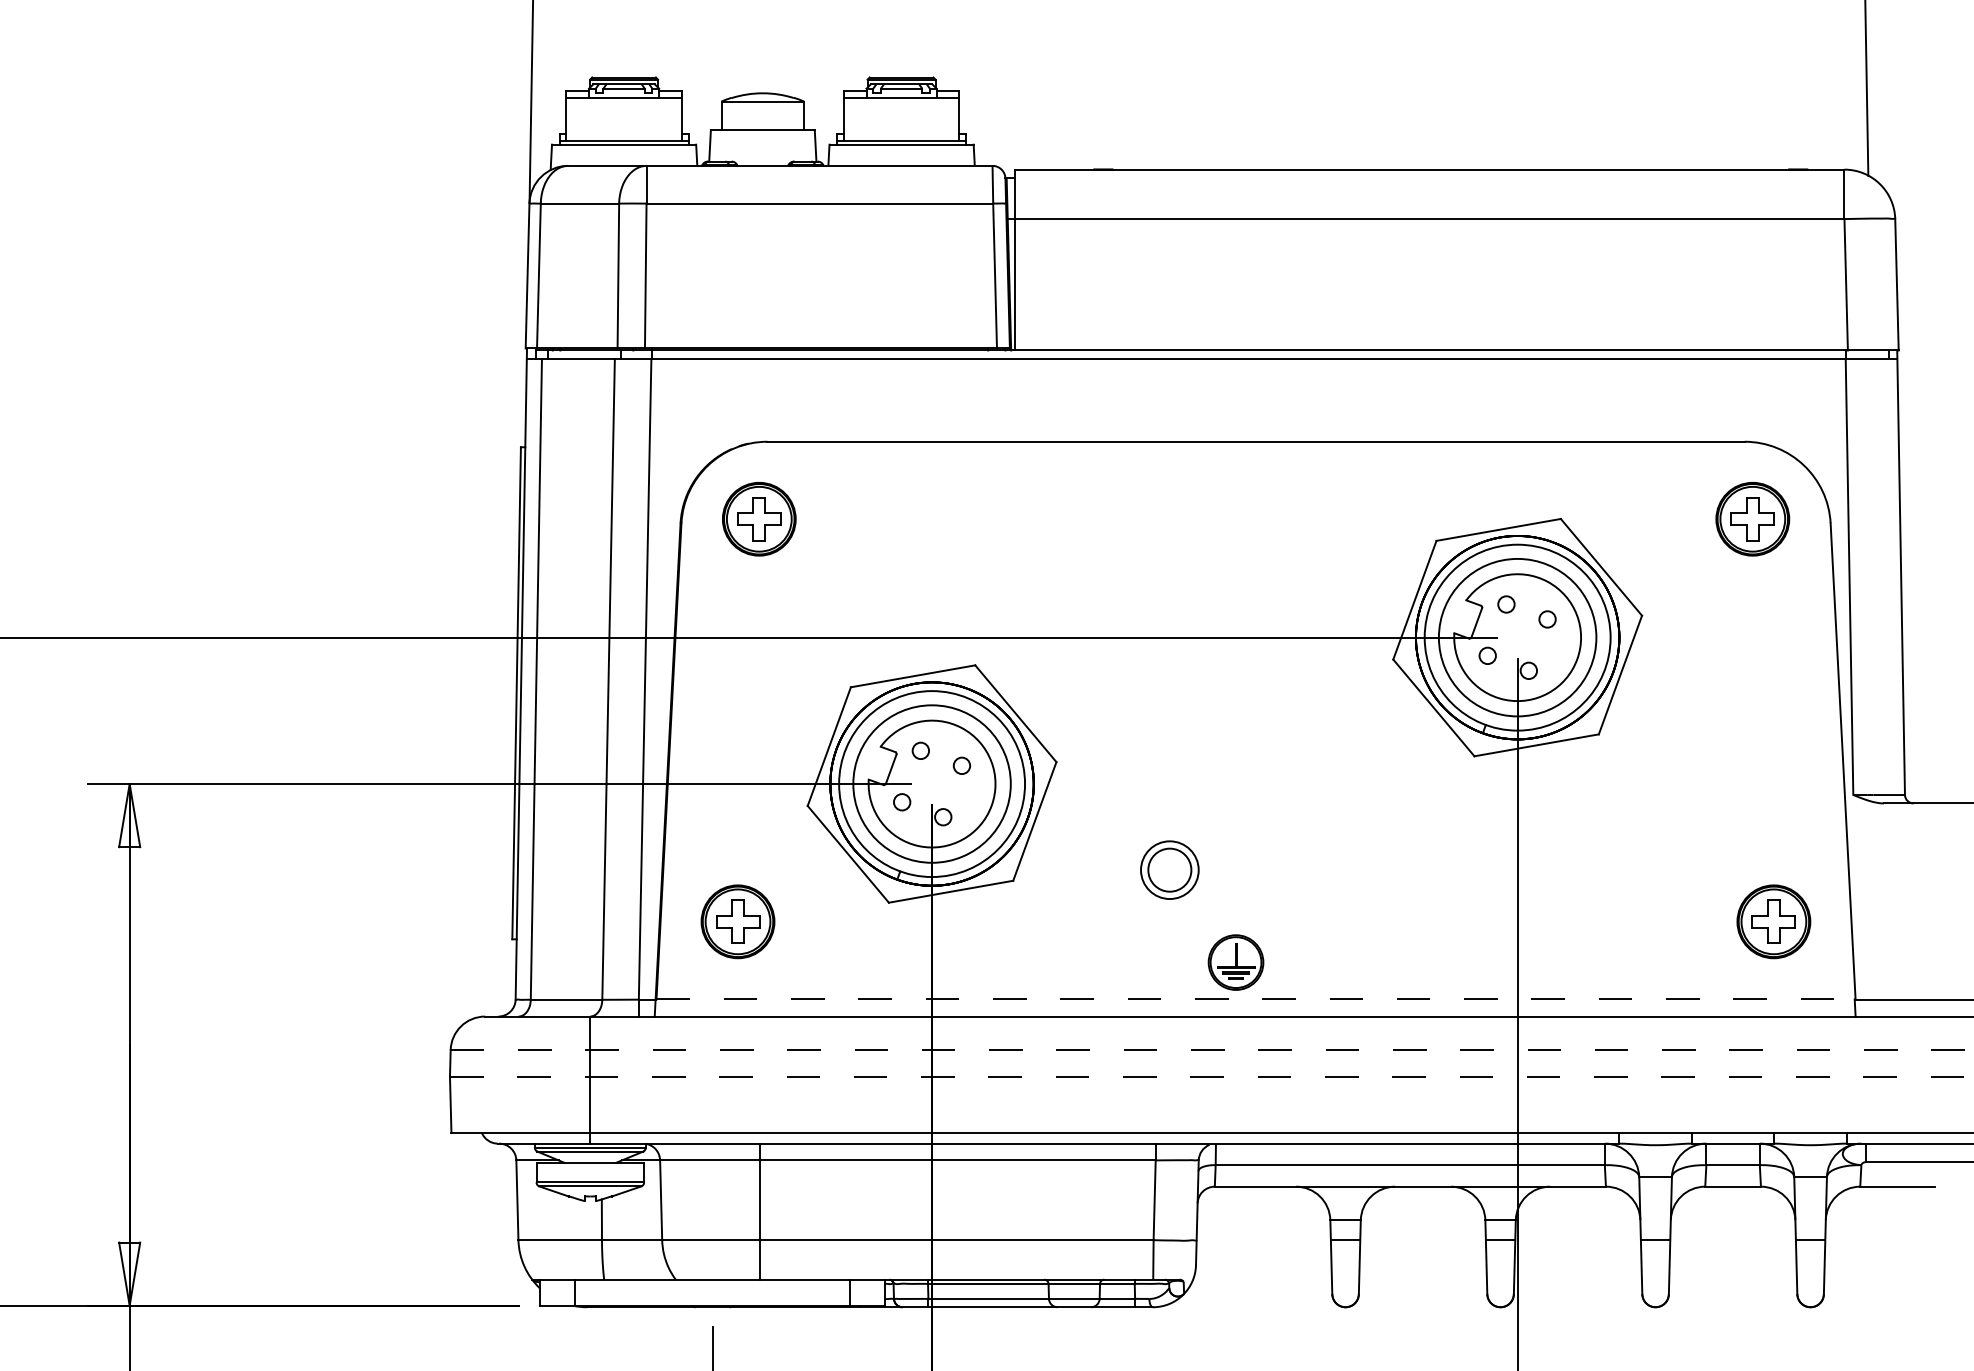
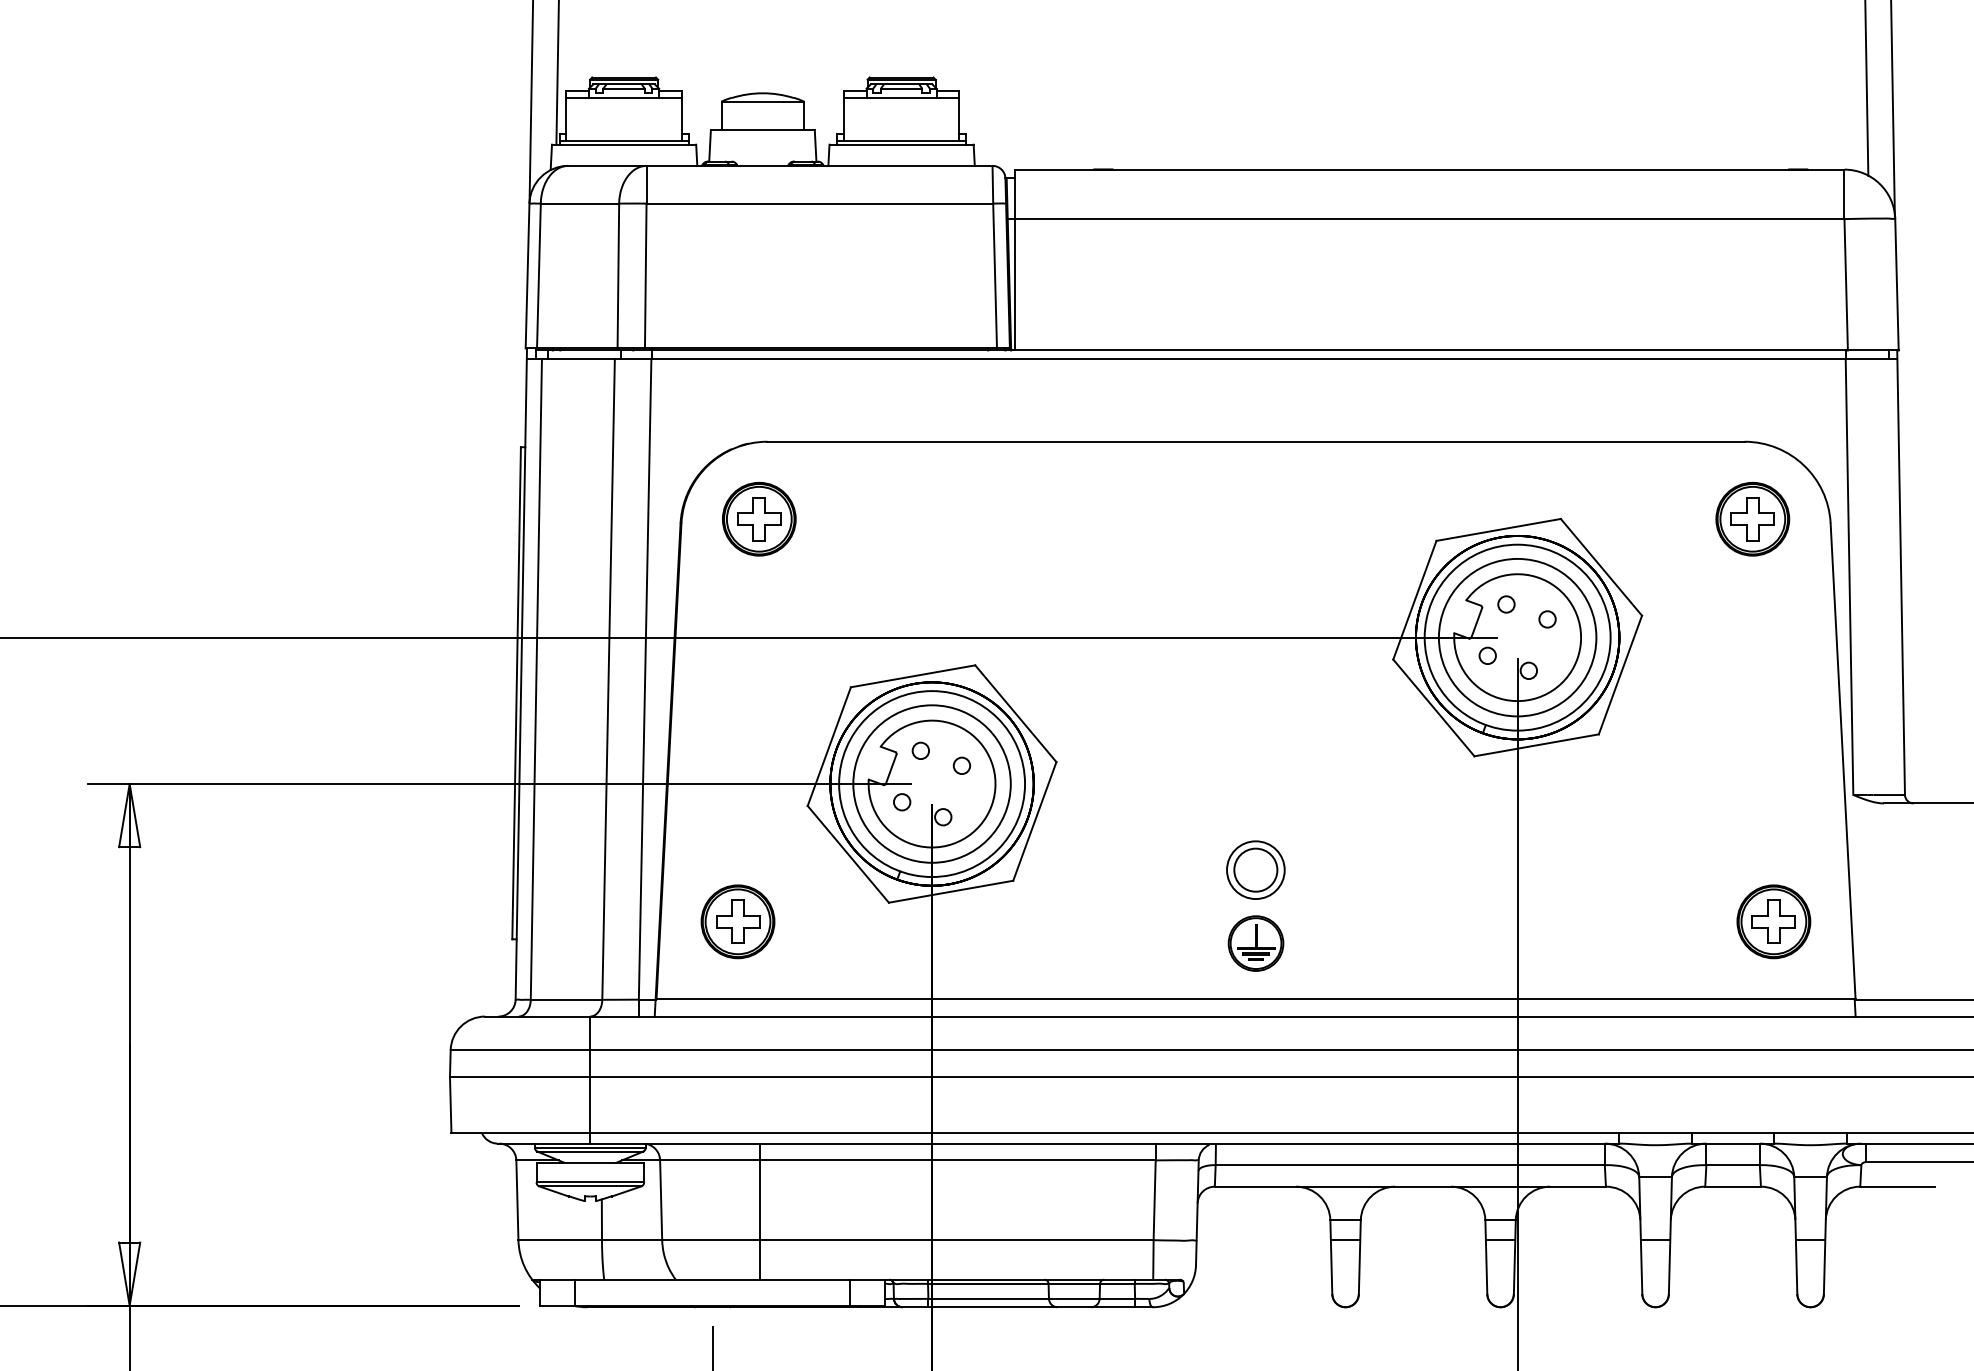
line: none -> present (557, 73)
line: none -> present (1892, 109)
part position: (1169, 869) -> (1255, 869) (1255, 869)
part position: (1235, 962) -> (1255, 943) (1255, 943)
line: dashed -> solid (1256, 999)
line: dashed -> solid (1212, 1050)
line: dashed -> solid (1211, 1076)
